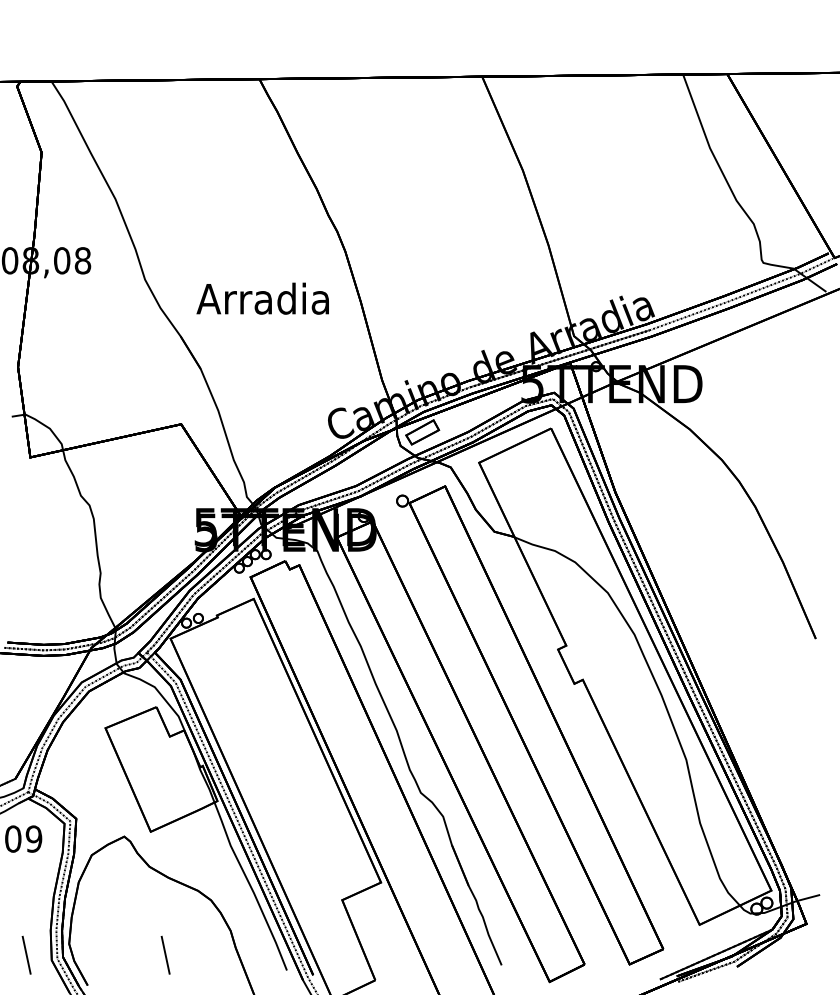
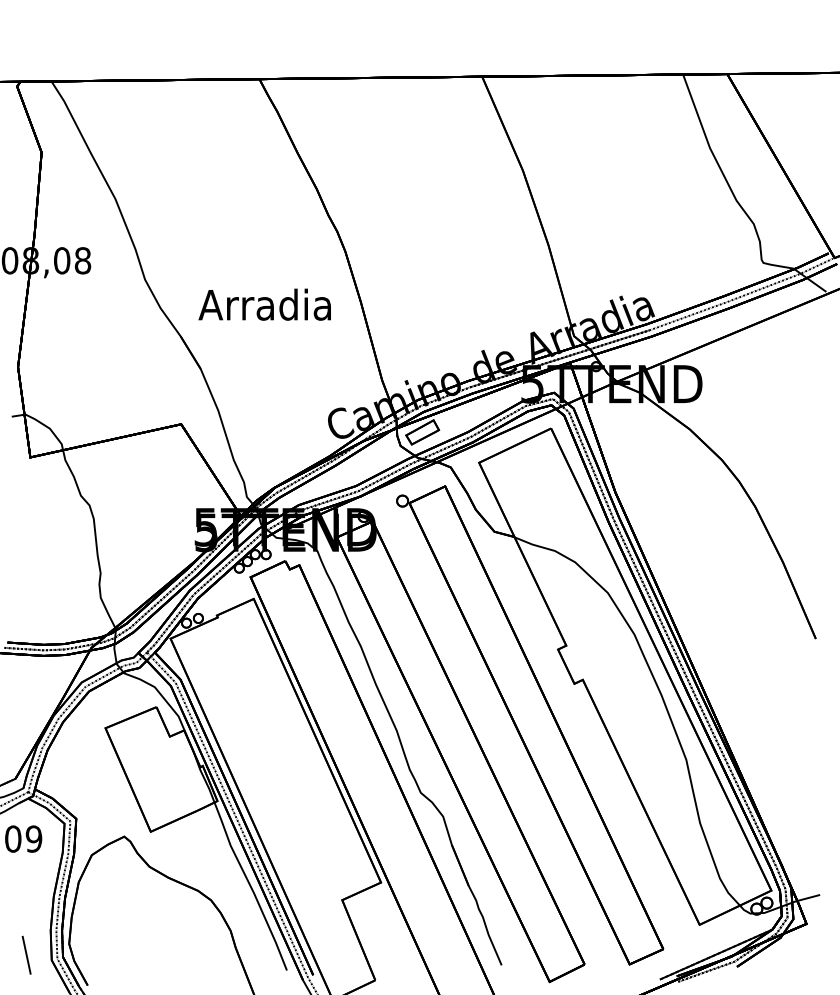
text position: (262, 298) -> (264, 304) (264, 304)
line: present -> none (165, 954)
